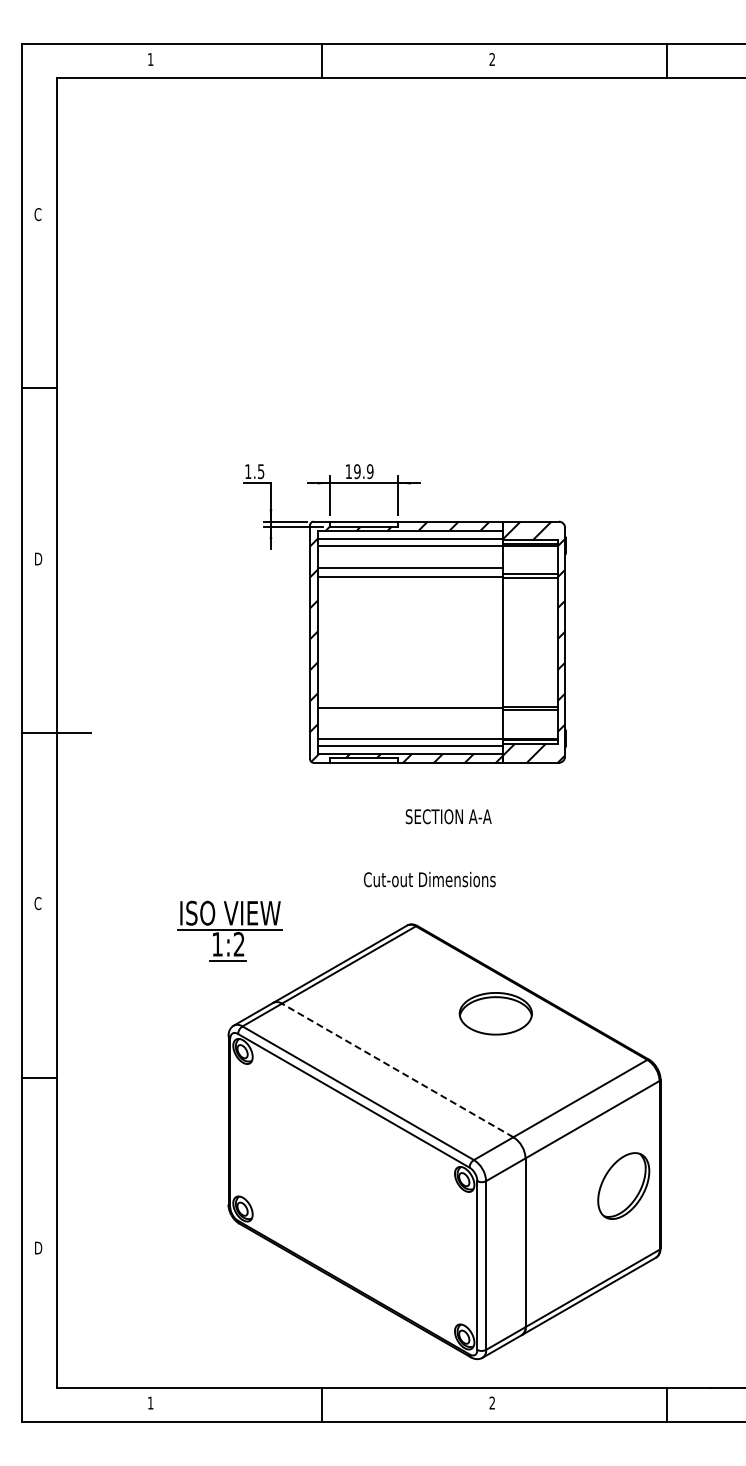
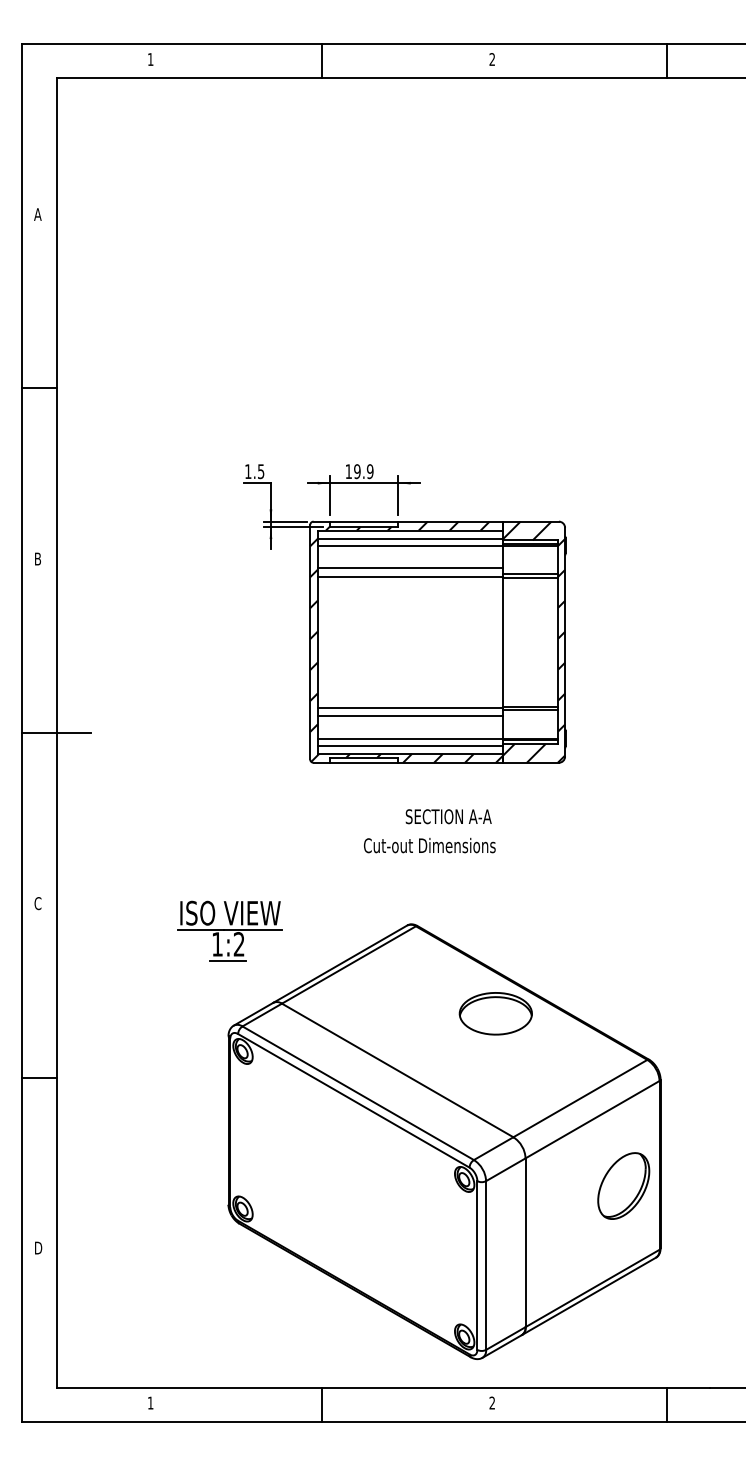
text: C -> A (37, 214)
text: D -> B (39, 558)
line: none -> present (410, 715)
text position: (429, 879) -> (429, 845) (429, 845)
line: dashed -> solid (397, 1070)
